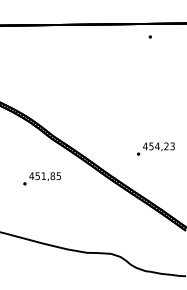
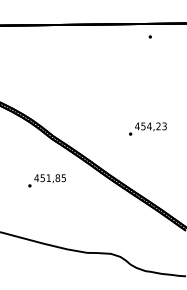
text position: (155, 148) -> (147, 128) (147, 128)
text position: (41, 178) -> (46, 180) (46, 180)
